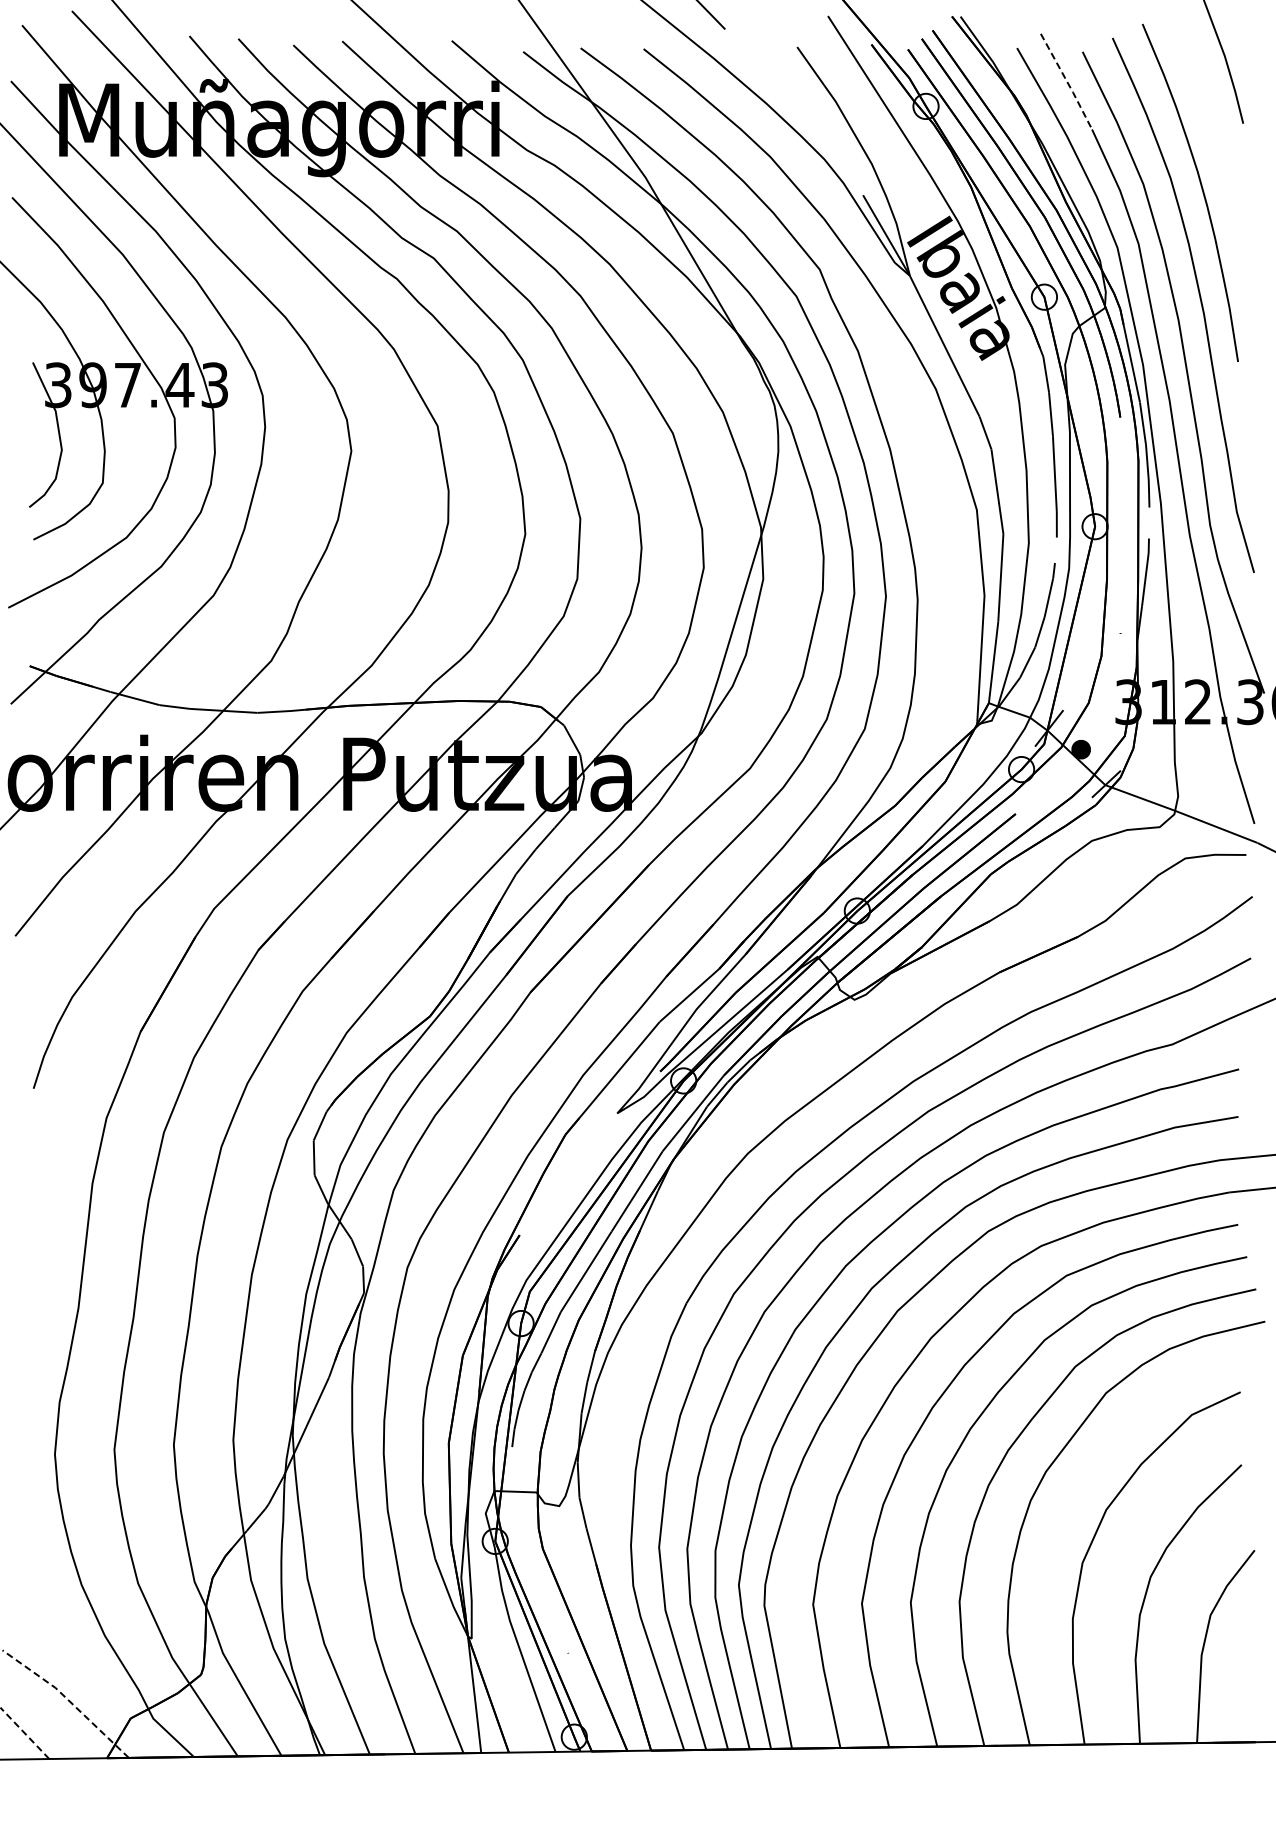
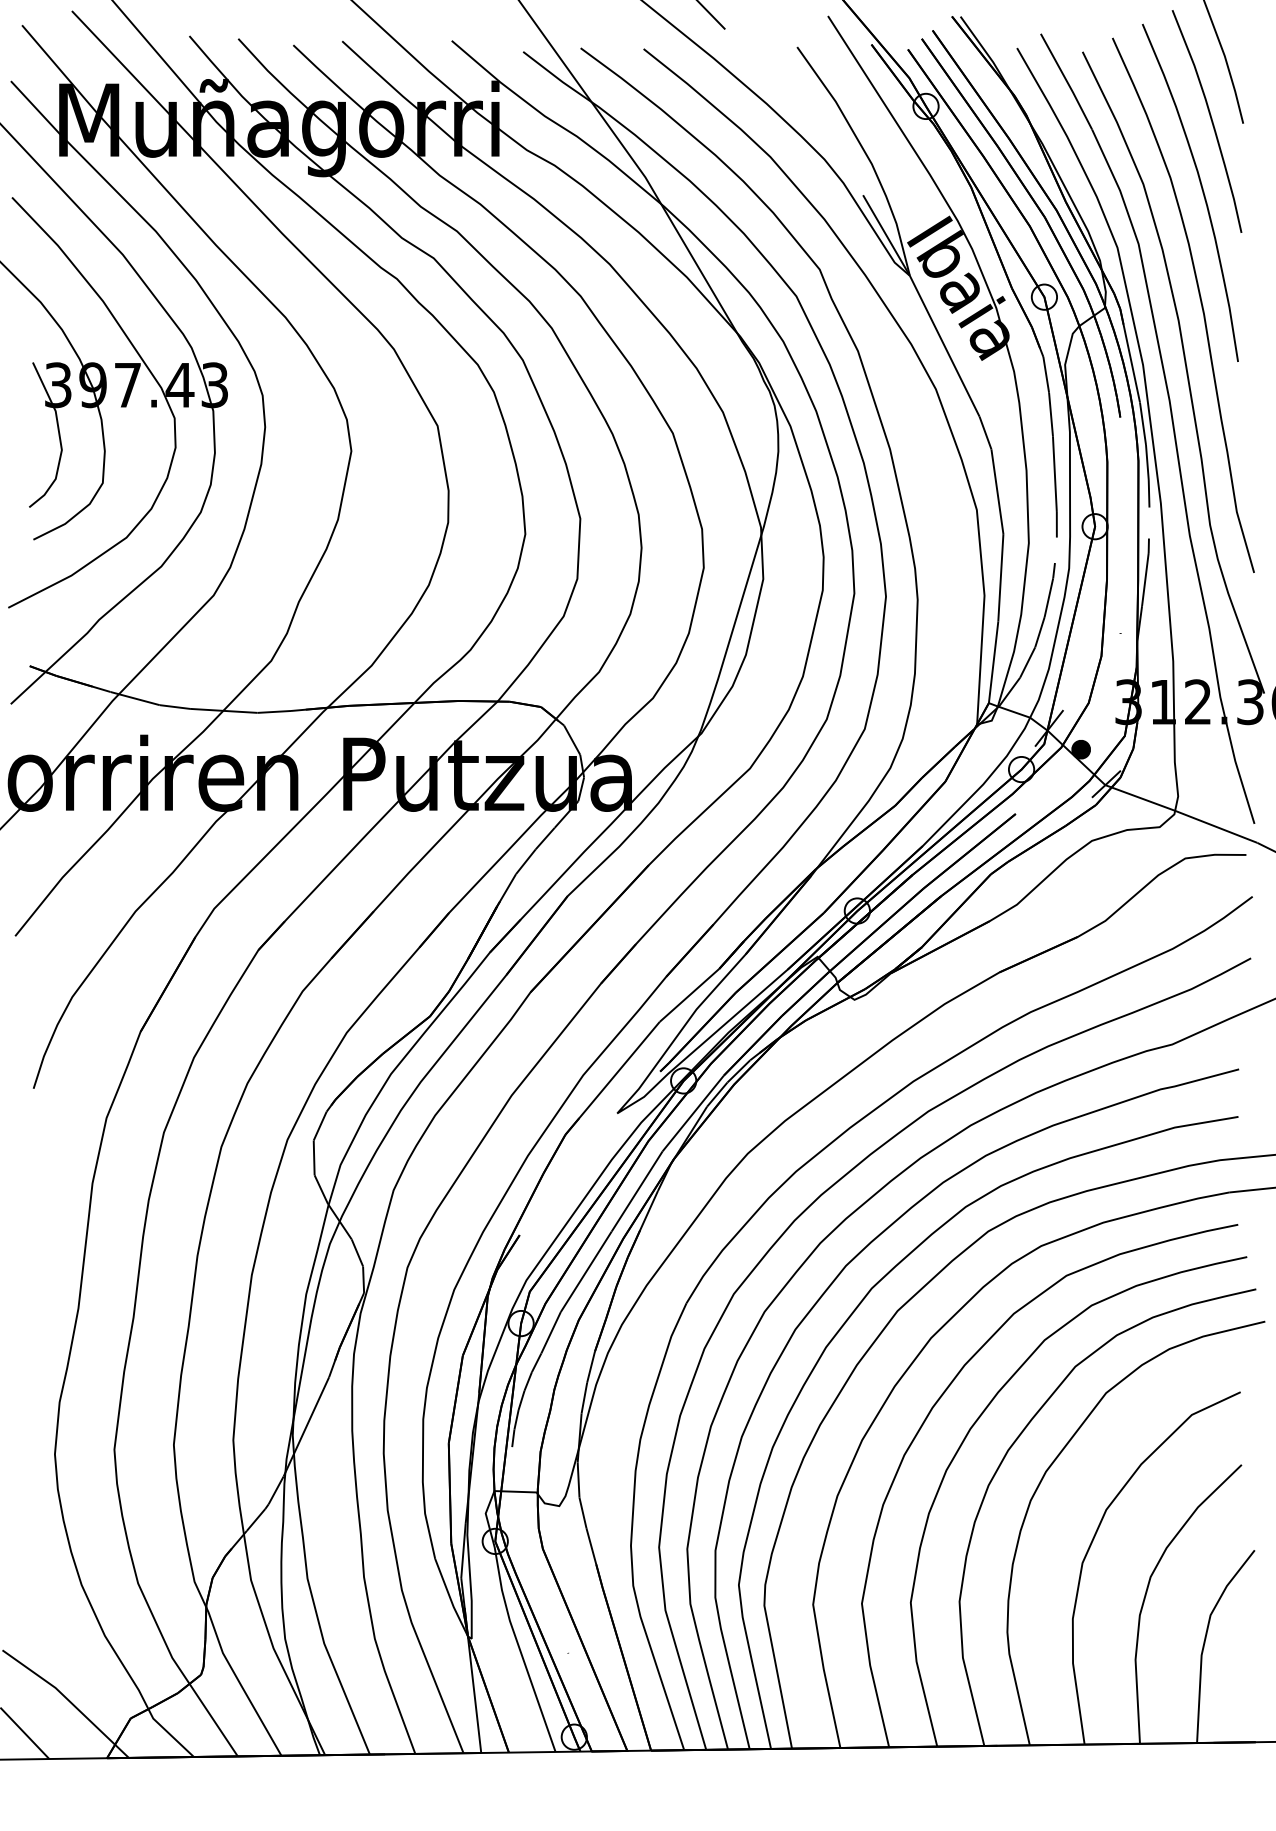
line: dashed -> solid (1067, 81)
curve: none -> present (1210, 119)
line: dashed -> solid (67, 1699)
line: dashed -> solid (24, 1732)
